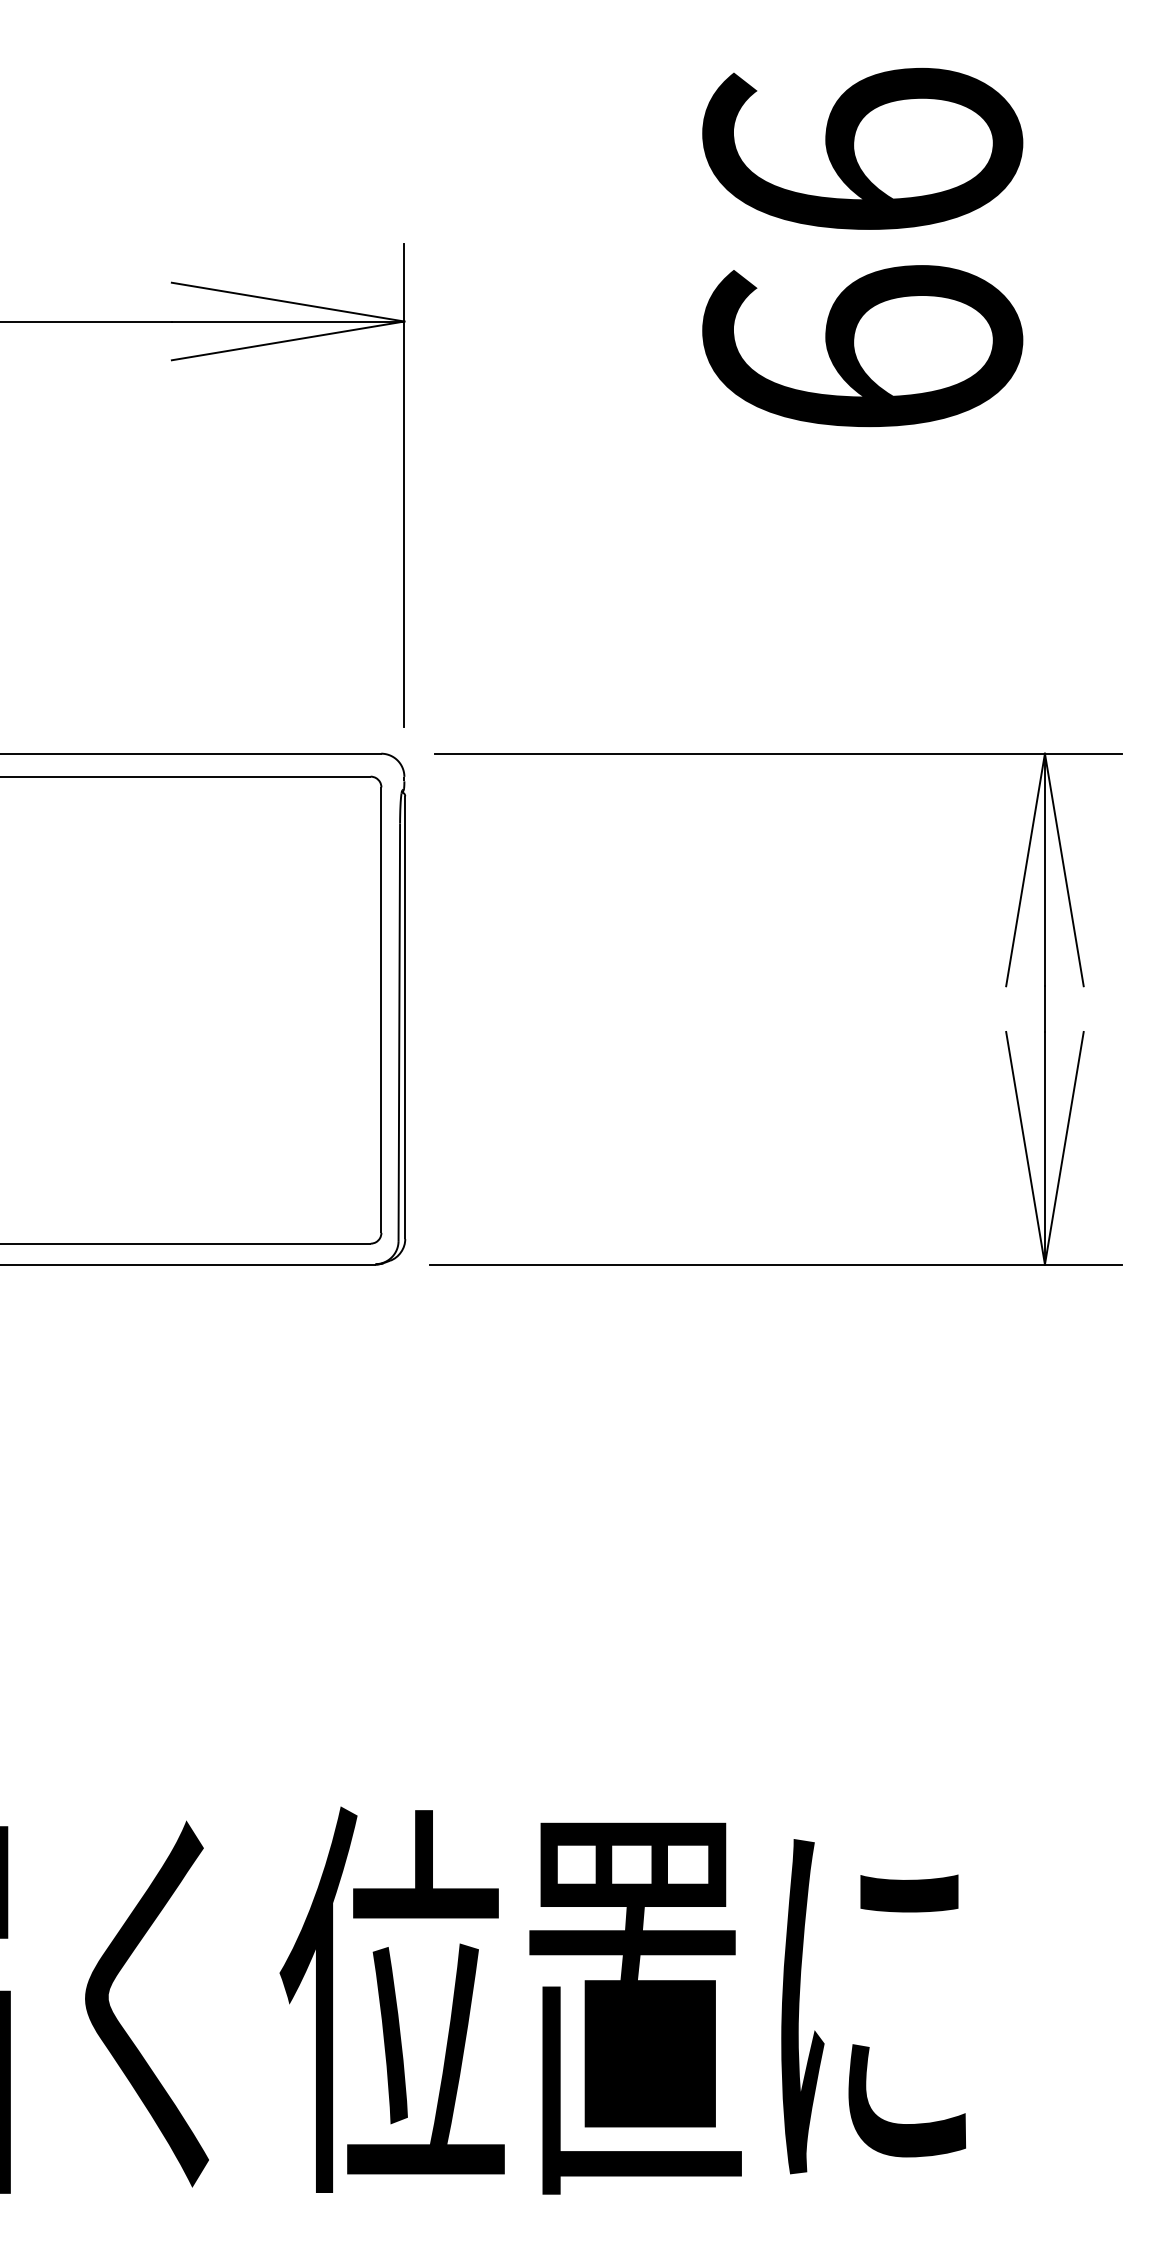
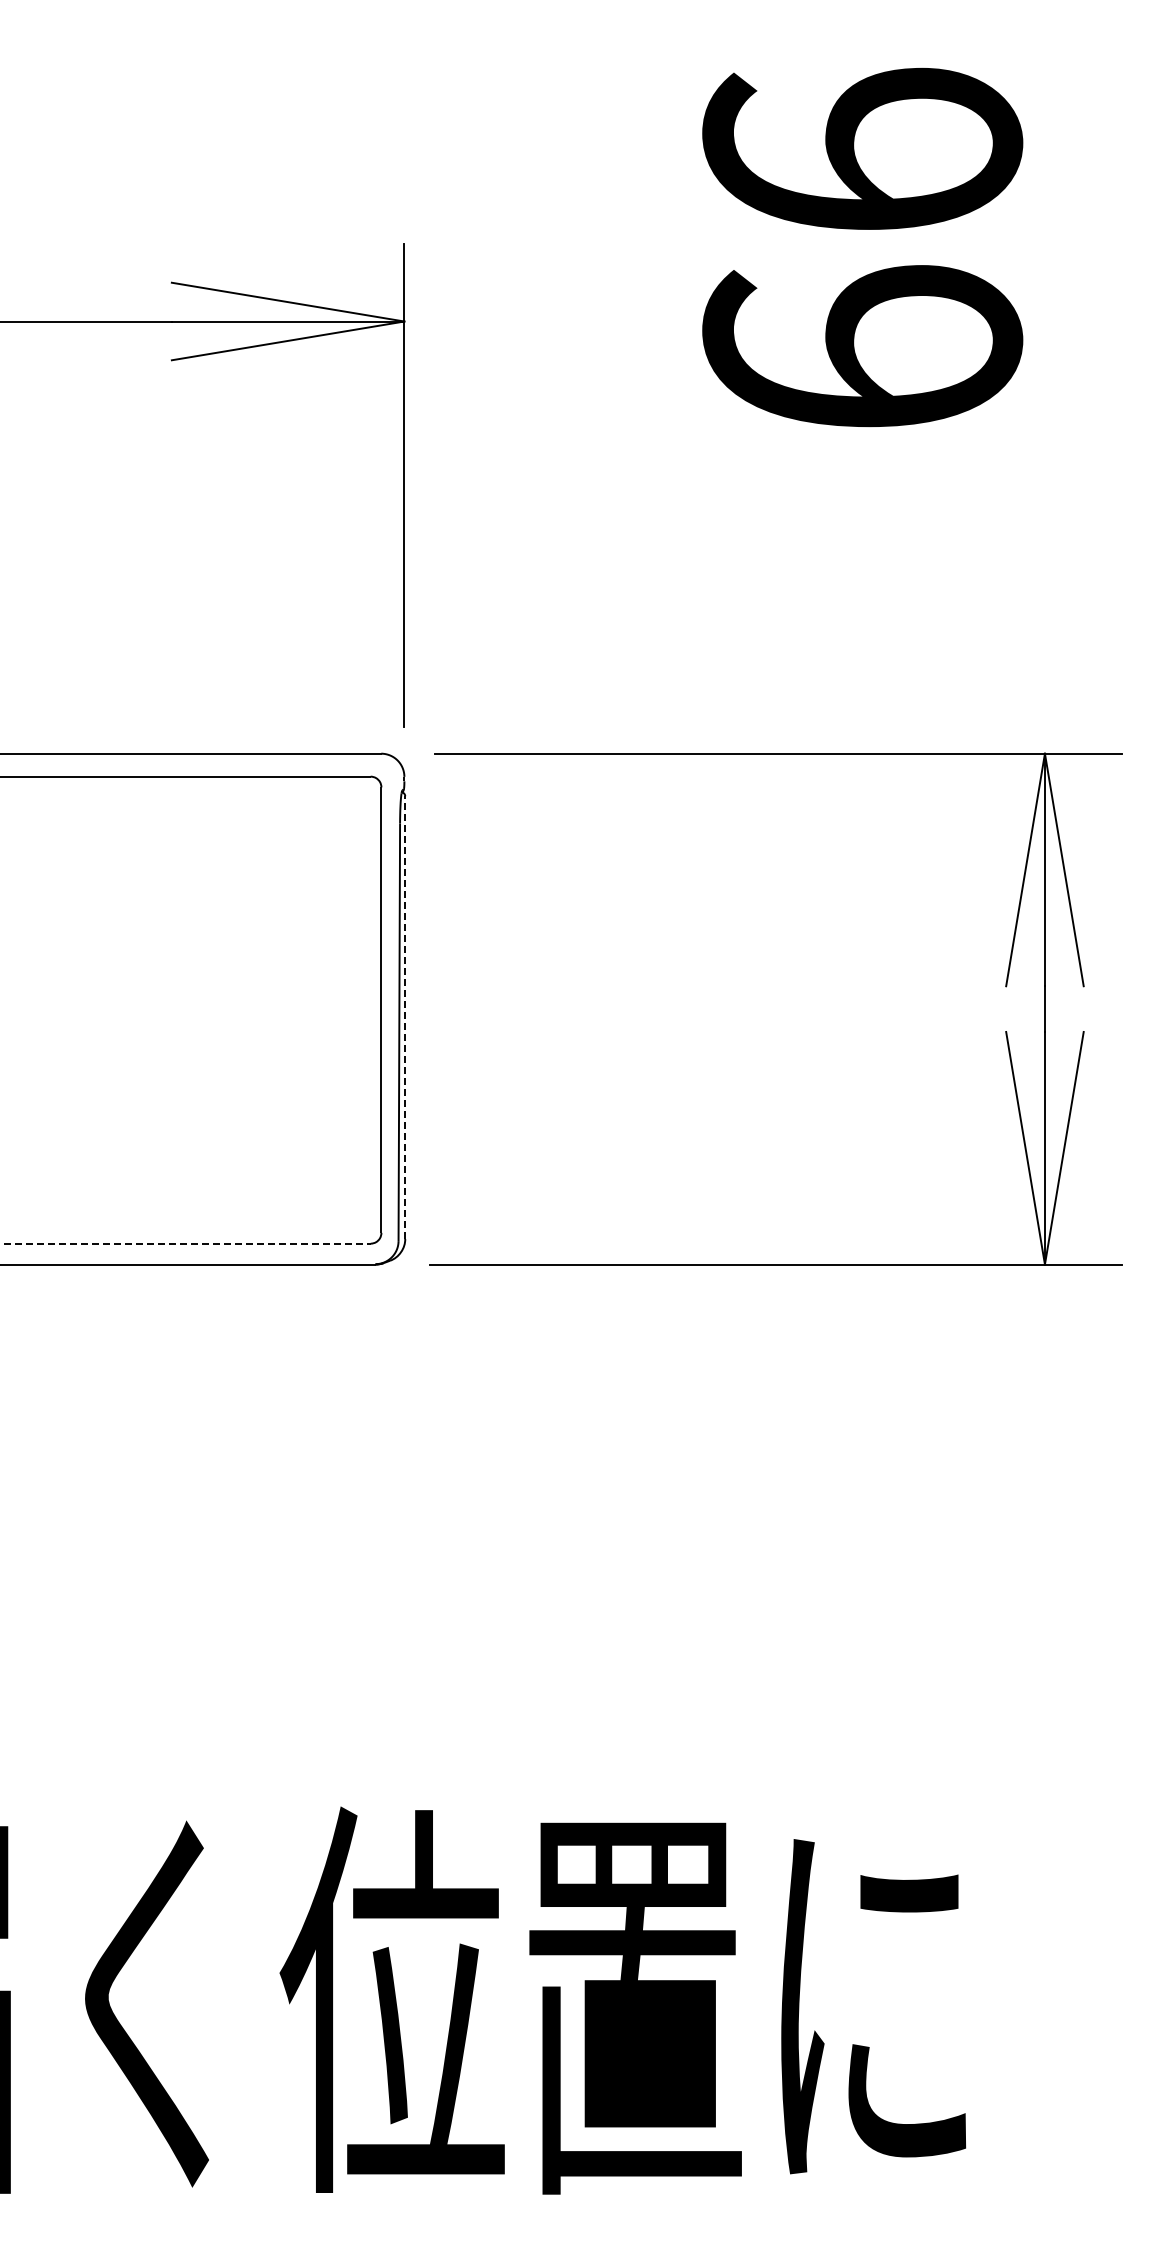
line: solid -> dashed (405, 1017)
line: solid -> dashed (185, 1243)
